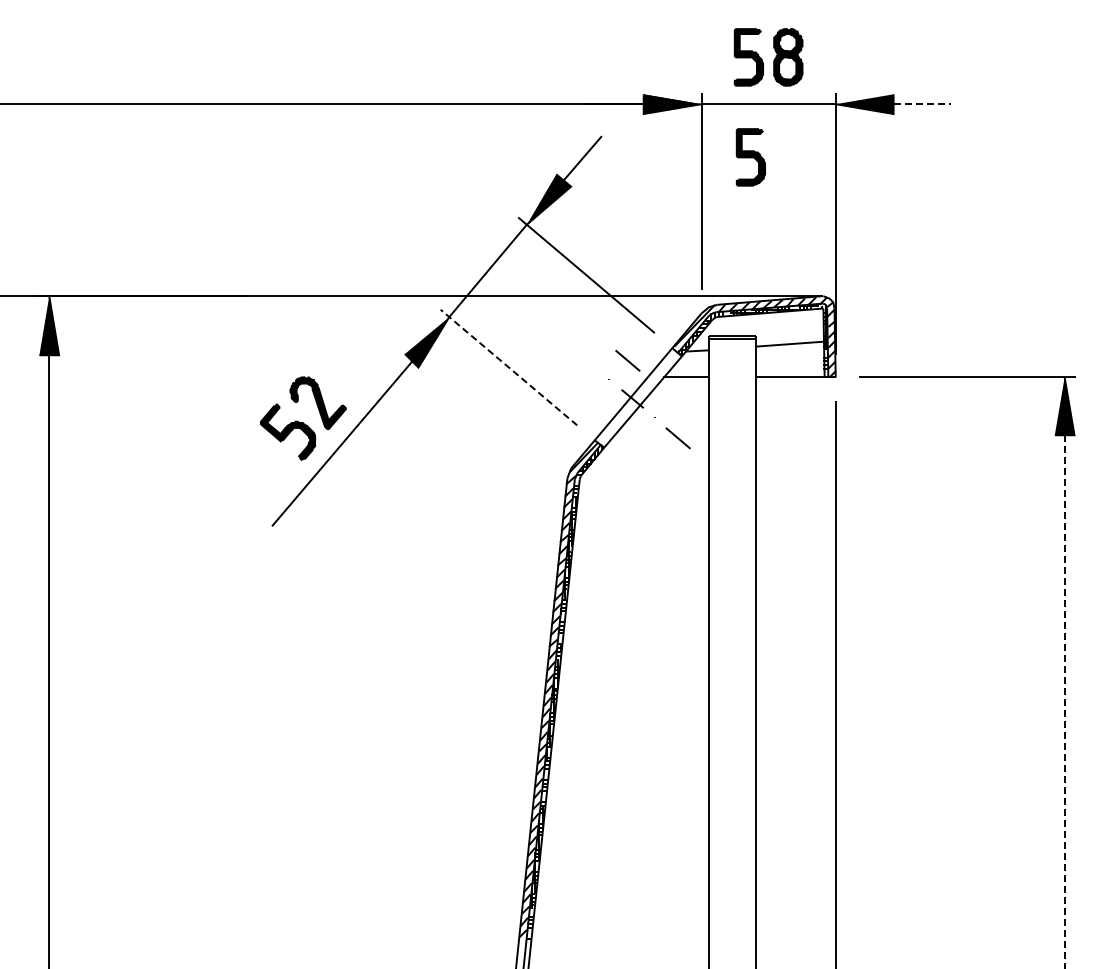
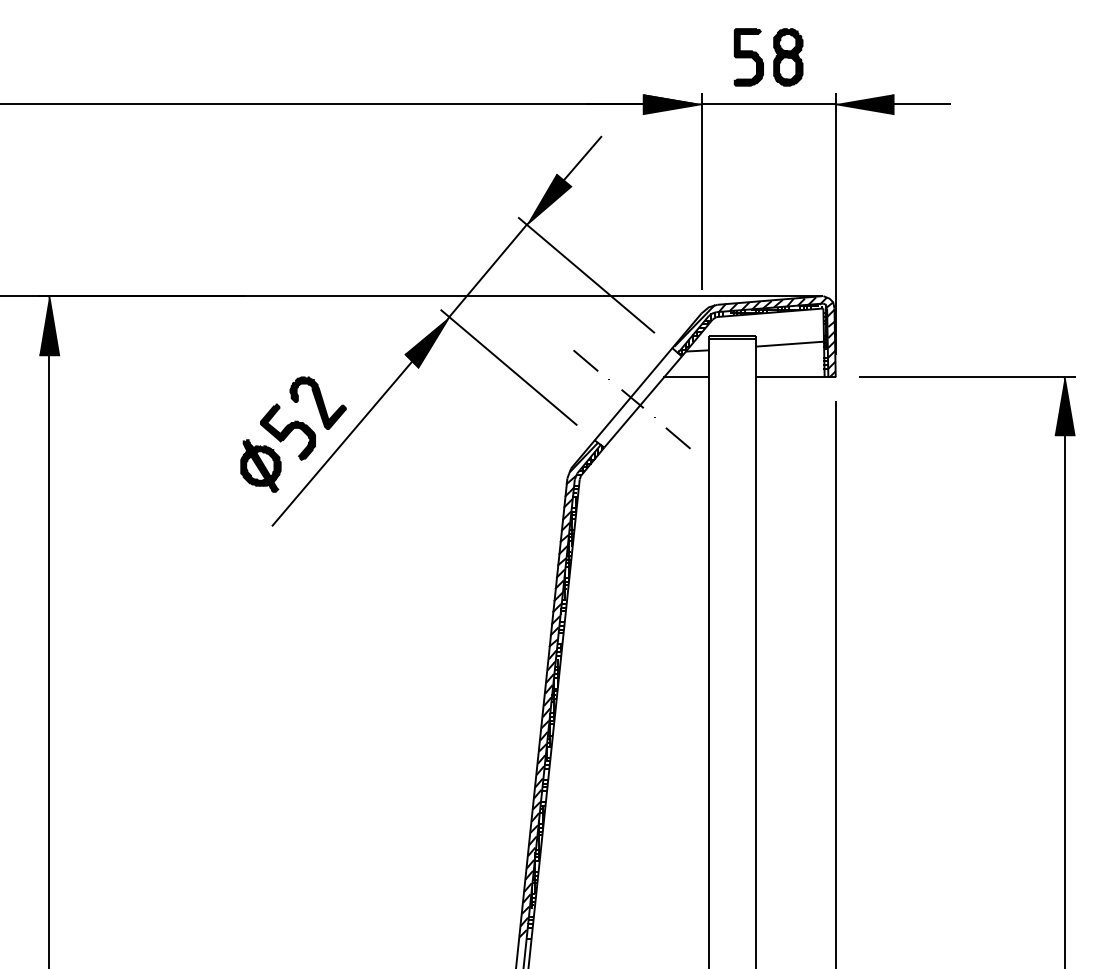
line: dashed -> solid (922, 104)
part: present -> none (750, 157)
line position: (627, 360) -> (585, 360) (585, 360)
line: dashed -> solid (508, 367)
part: none -> present (260, 465)
line: dashed -> solid (1064, 702)
